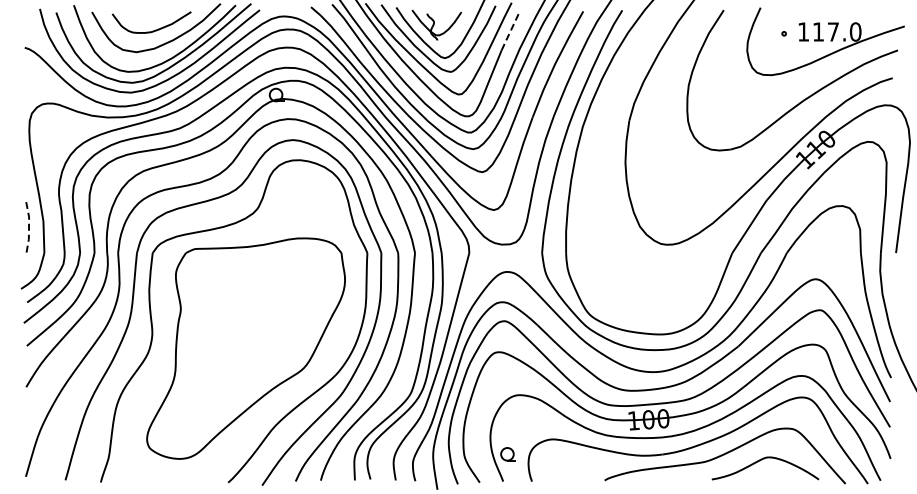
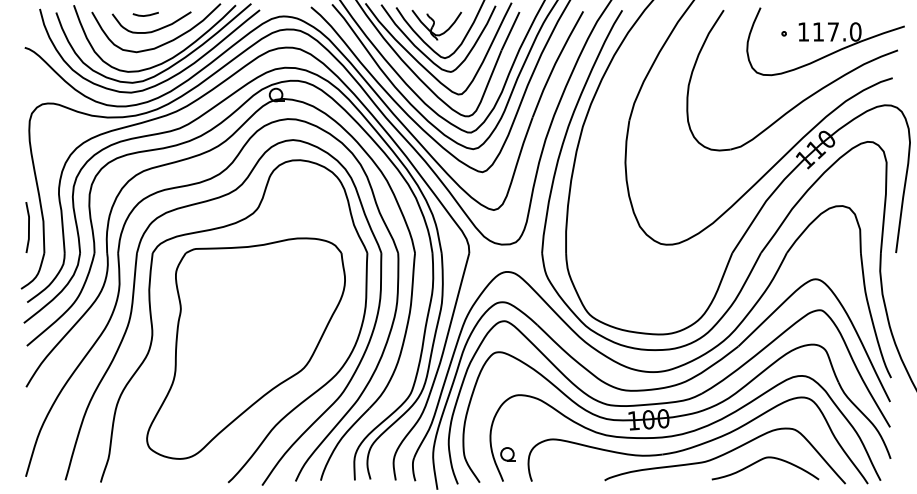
line: none -> present (145, 14)
line: dashed -> solid (510, 30)
line: dashed -> solid (29, 227)
